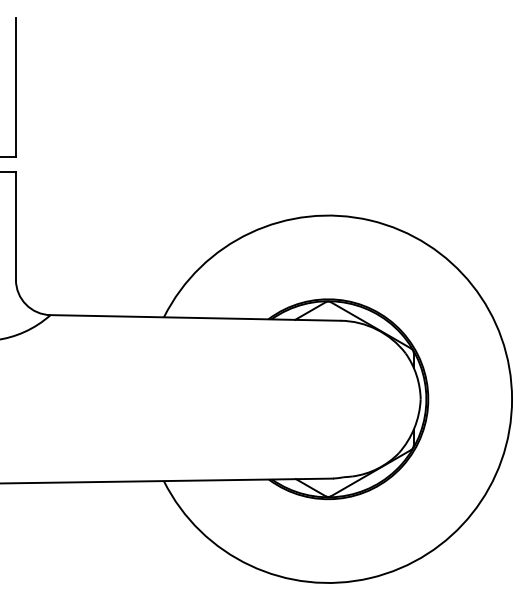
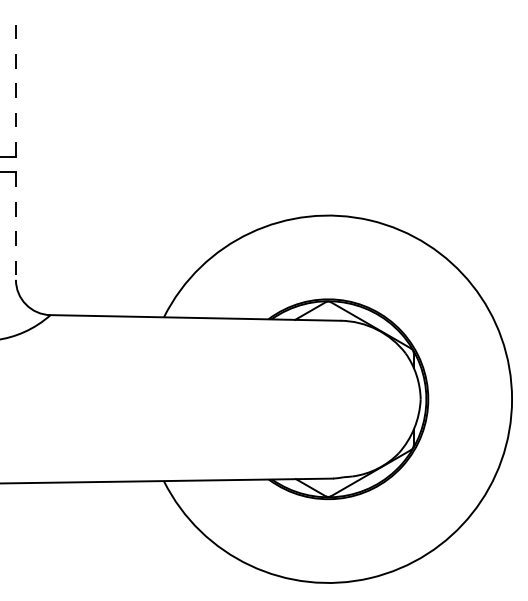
line: solid -> dashed (15, 86)
line: solid -> dashed (15, 226)
